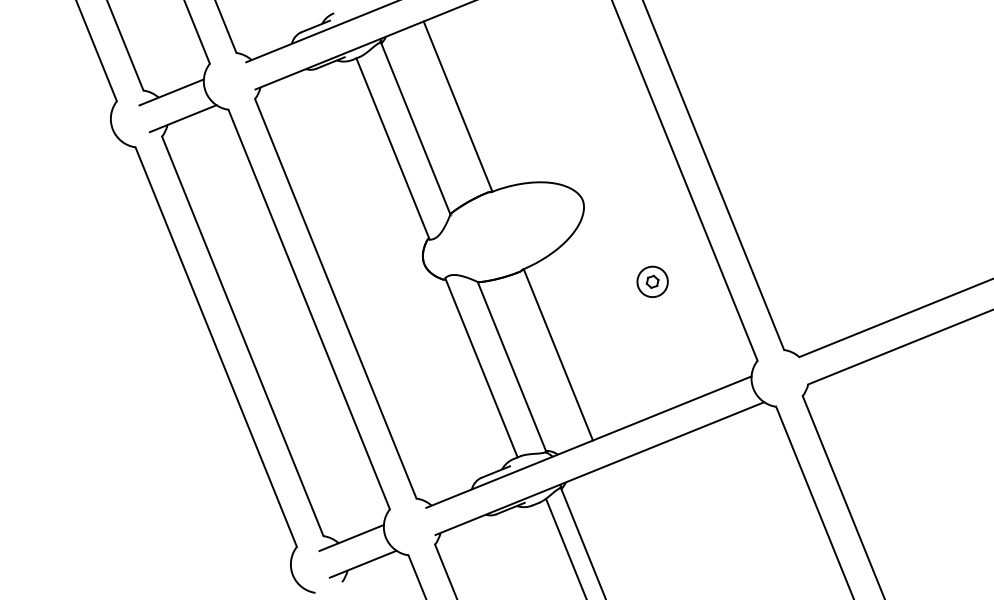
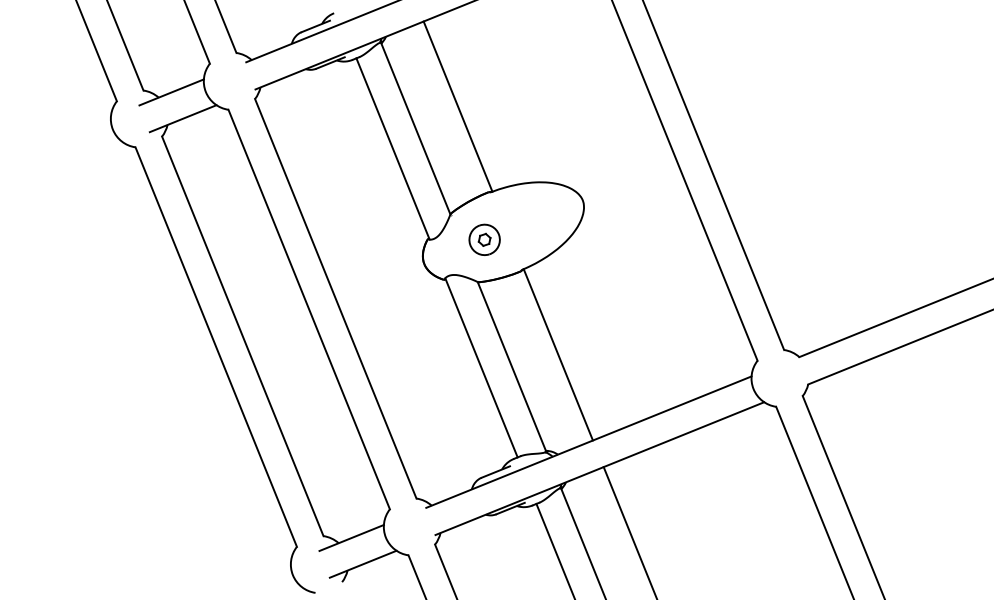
part position: (652, 281) -> (484, 239) (484, 239)
line: none -> present (629, 531)
line position: (565, 547) -> (555, 549) (555, 549)
